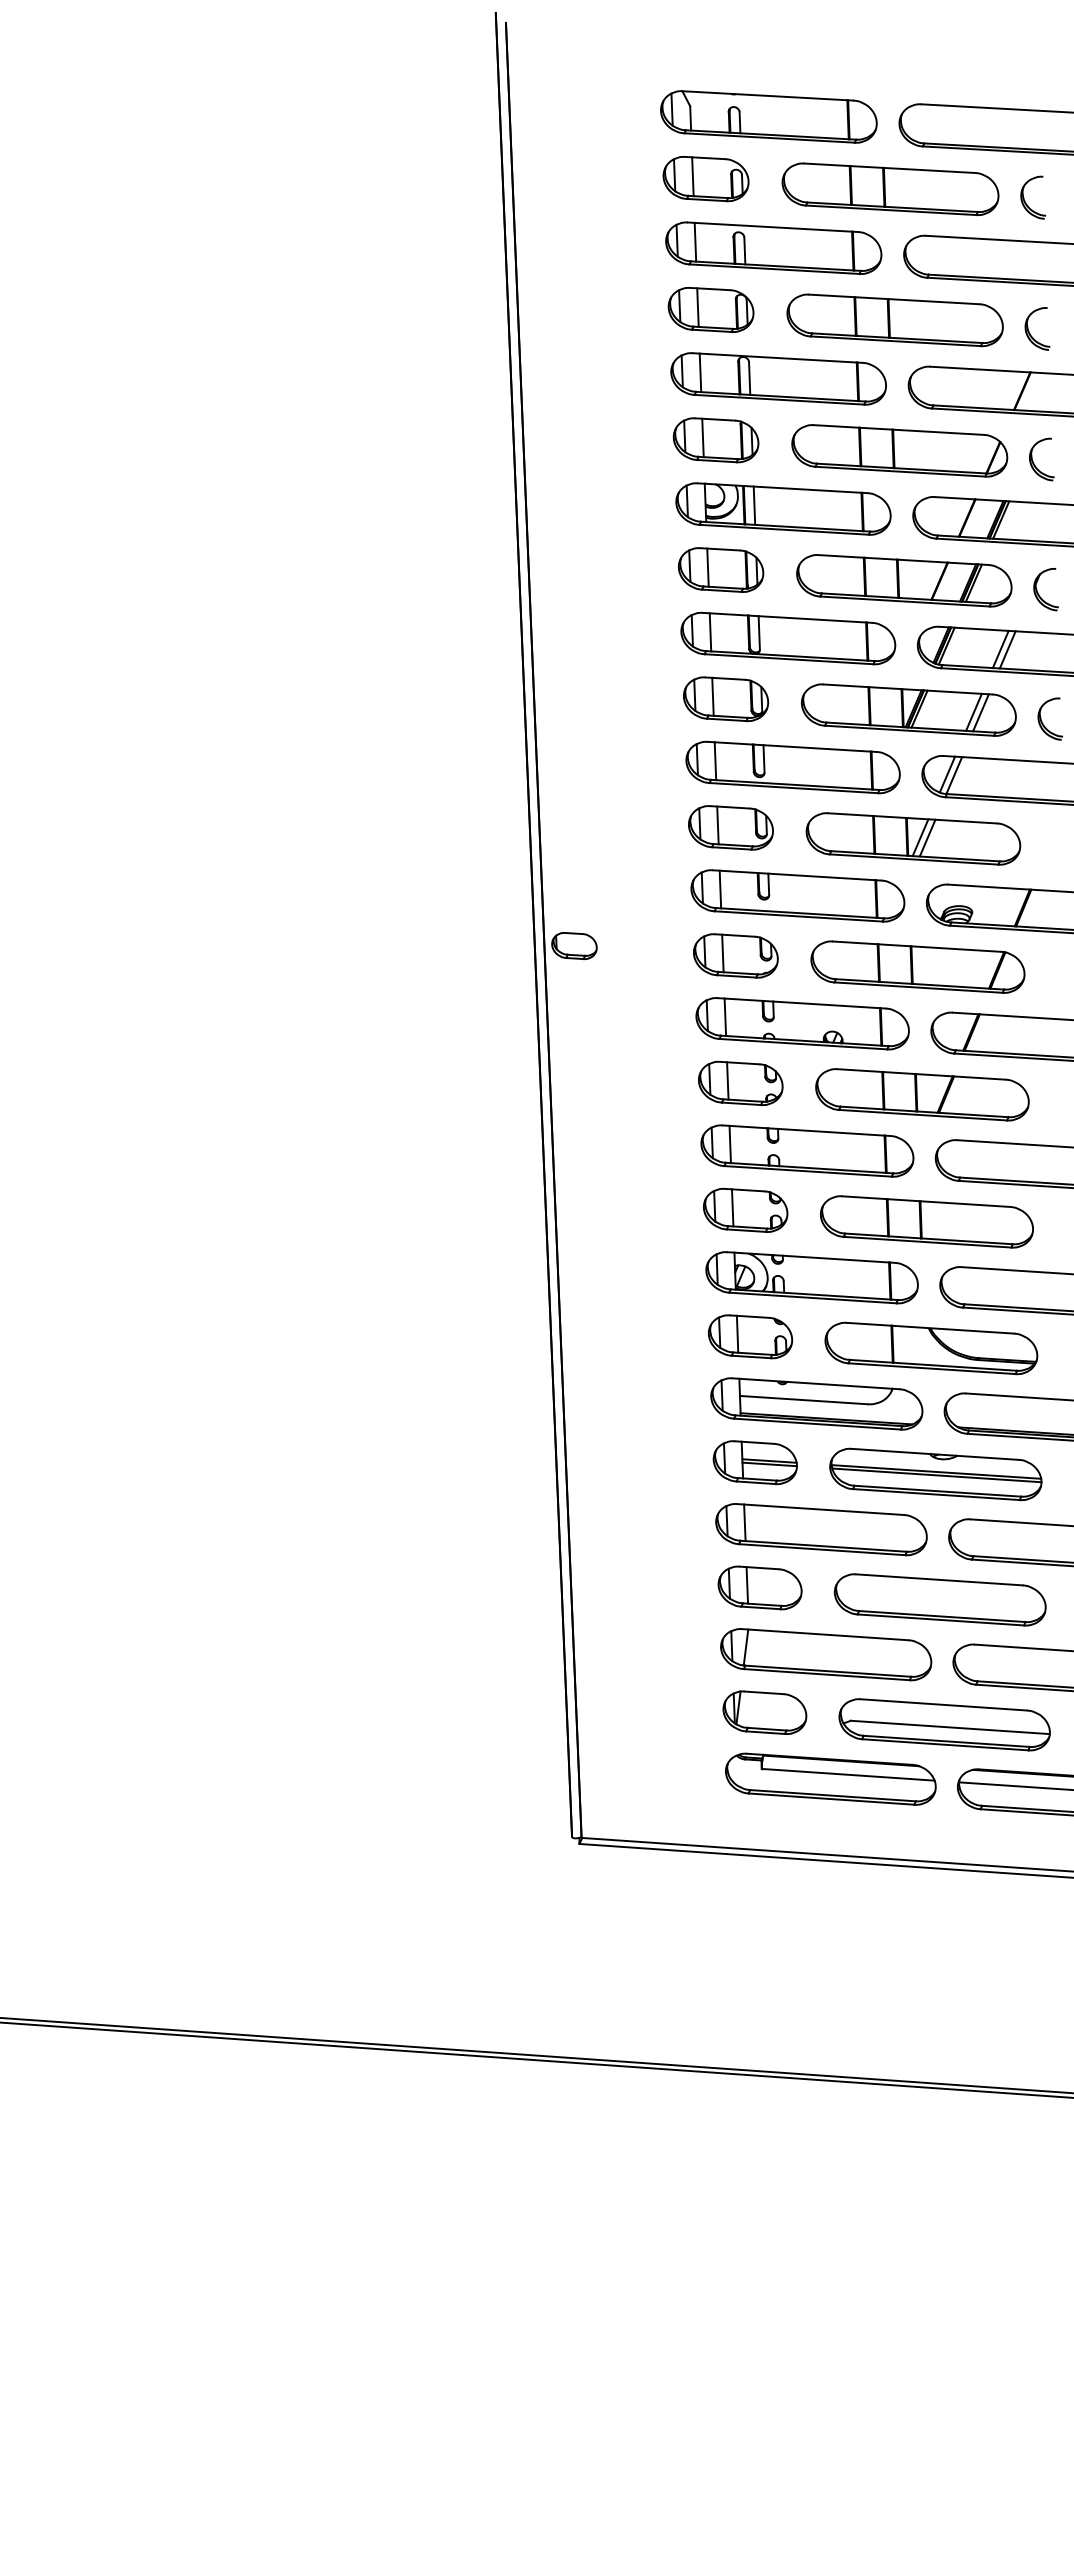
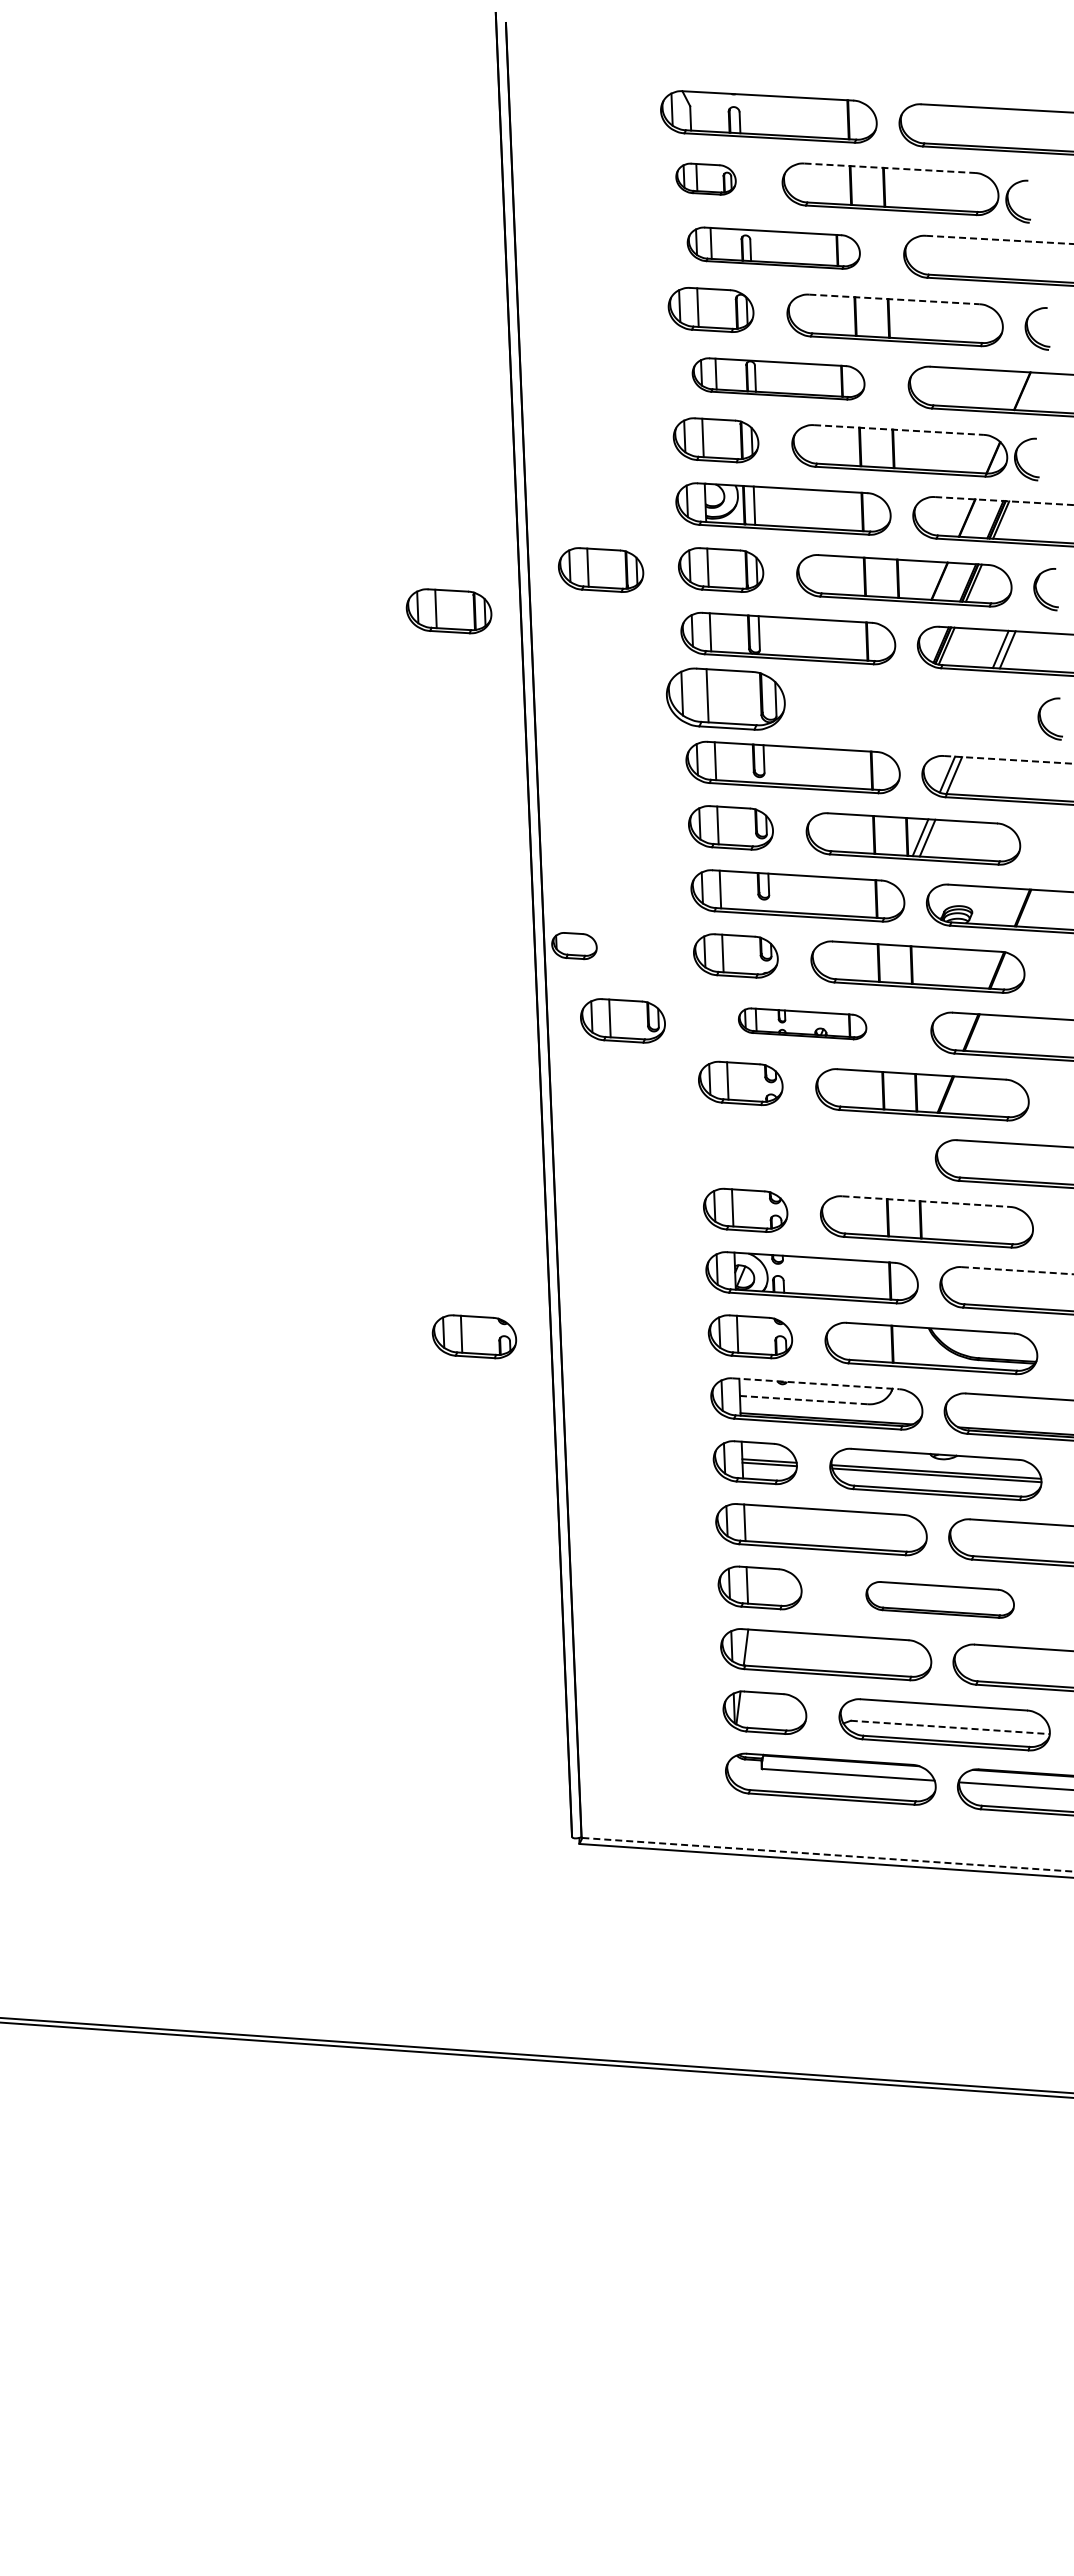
line: solid -> dashed (890, 168)
part size: 88x47 px -> 62x34 px (705, 178)
part position: (1025, 200) -> (1010, 204) (1010, 204)
line: solid -> dashed (999, 239)
part size: 218x54 px -> 175x44 px (773, 247)
line: solid -> dashed (894, 299)
part size: 217x54 px -> 175x44 px (778, 378)
line: solid -> dashed (899, 430)
part position: (1033, 460) -> (1018, 460) (1018, 460)
line: solid -> dashed (1004, 501)
part: none -> present (601, 569)
part: none -> present (448, 611)
part size: 87x47 px -> 120x64 px (725, 698)
part: present -> none (908, 709)
line: solid -> dashed (1008, 759)
part: none -> present (622, 1020)
part size: 215x54 px -> 130x34 px (802, 1023)
part: present -> none (807, 1150)
line: solid -> dashed (926, 1201)
line: solid -> dashed (1017, 1270)
part: none -> present (474, 1336)
line: solid -> dashed (816, 1383)
line: solid -> dashed (803, 1400)
part size: 214x54 px -> 150x38 px (939, 1599)
line: solid -> dashed (950, 1727)
line: solid -> dashed (827, 1854)
